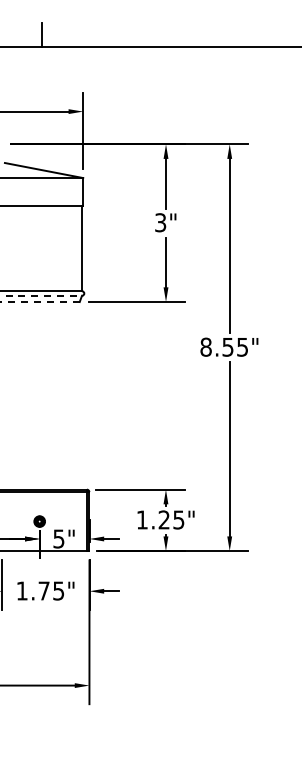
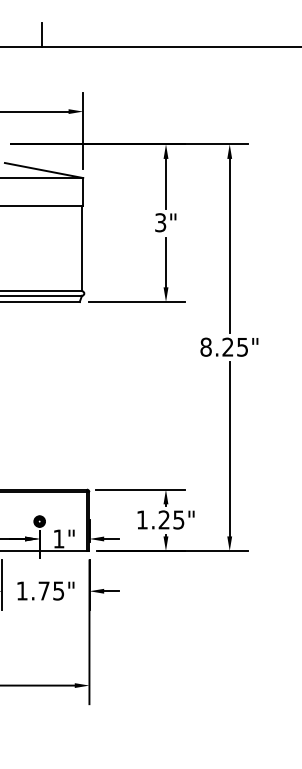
line: dashed -> solid (41, 295)
line: dashed -> solid (40, 301)
text: 8.55" -> 8.25" (227, 346)
text: 5" -> 1" (58, 538)
